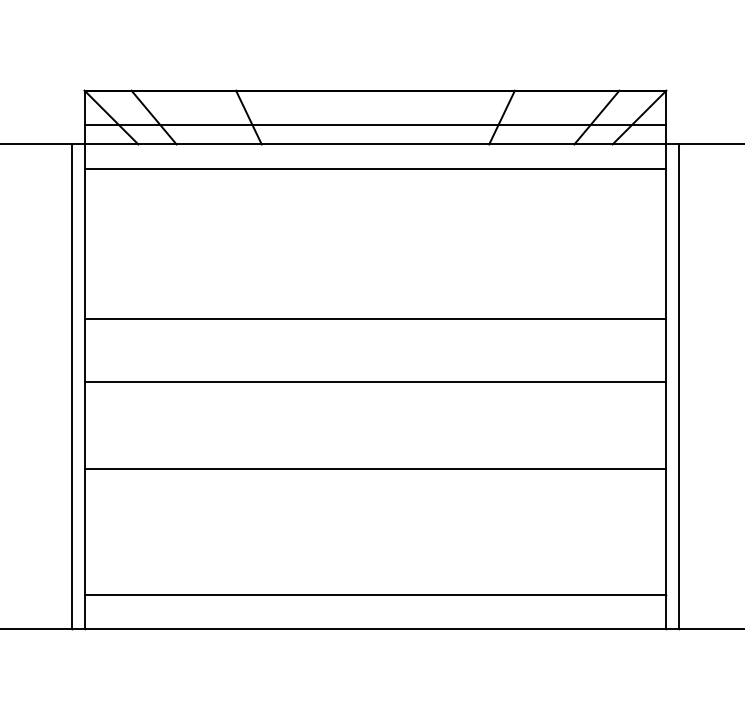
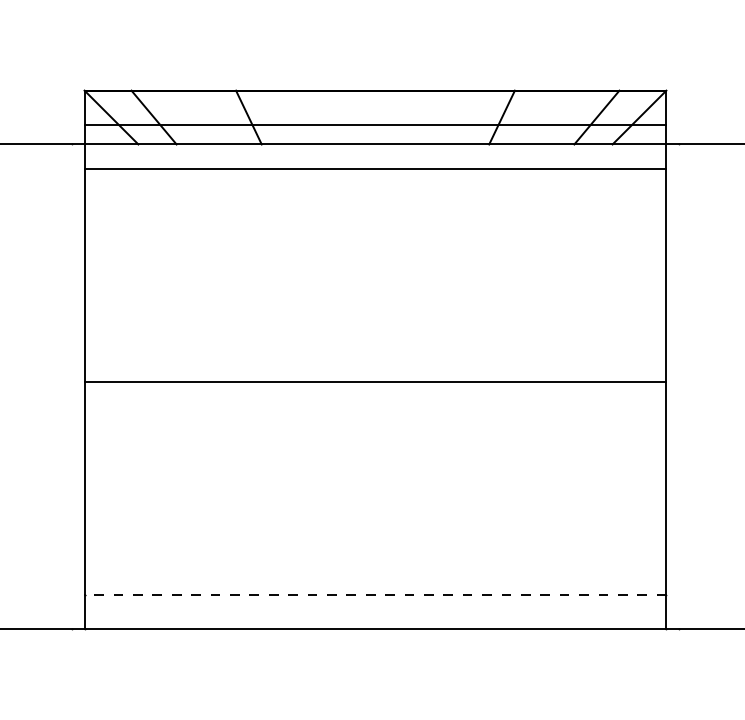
line: present -> none (375, 319)
line: present -> none (72, 386)
line: present -> none (678, 386)
line: present -> none (375, 469)
line: solid -> dashed (375, 595)
